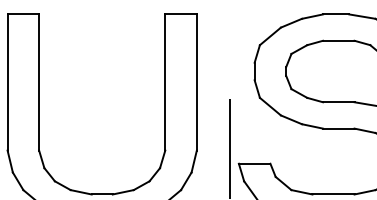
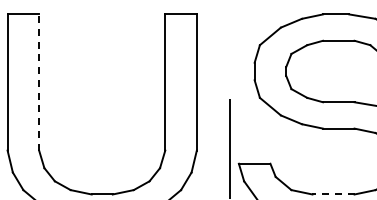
line: solid -> dashed (39, 82)
line: solid -> dashed (333, 194)
